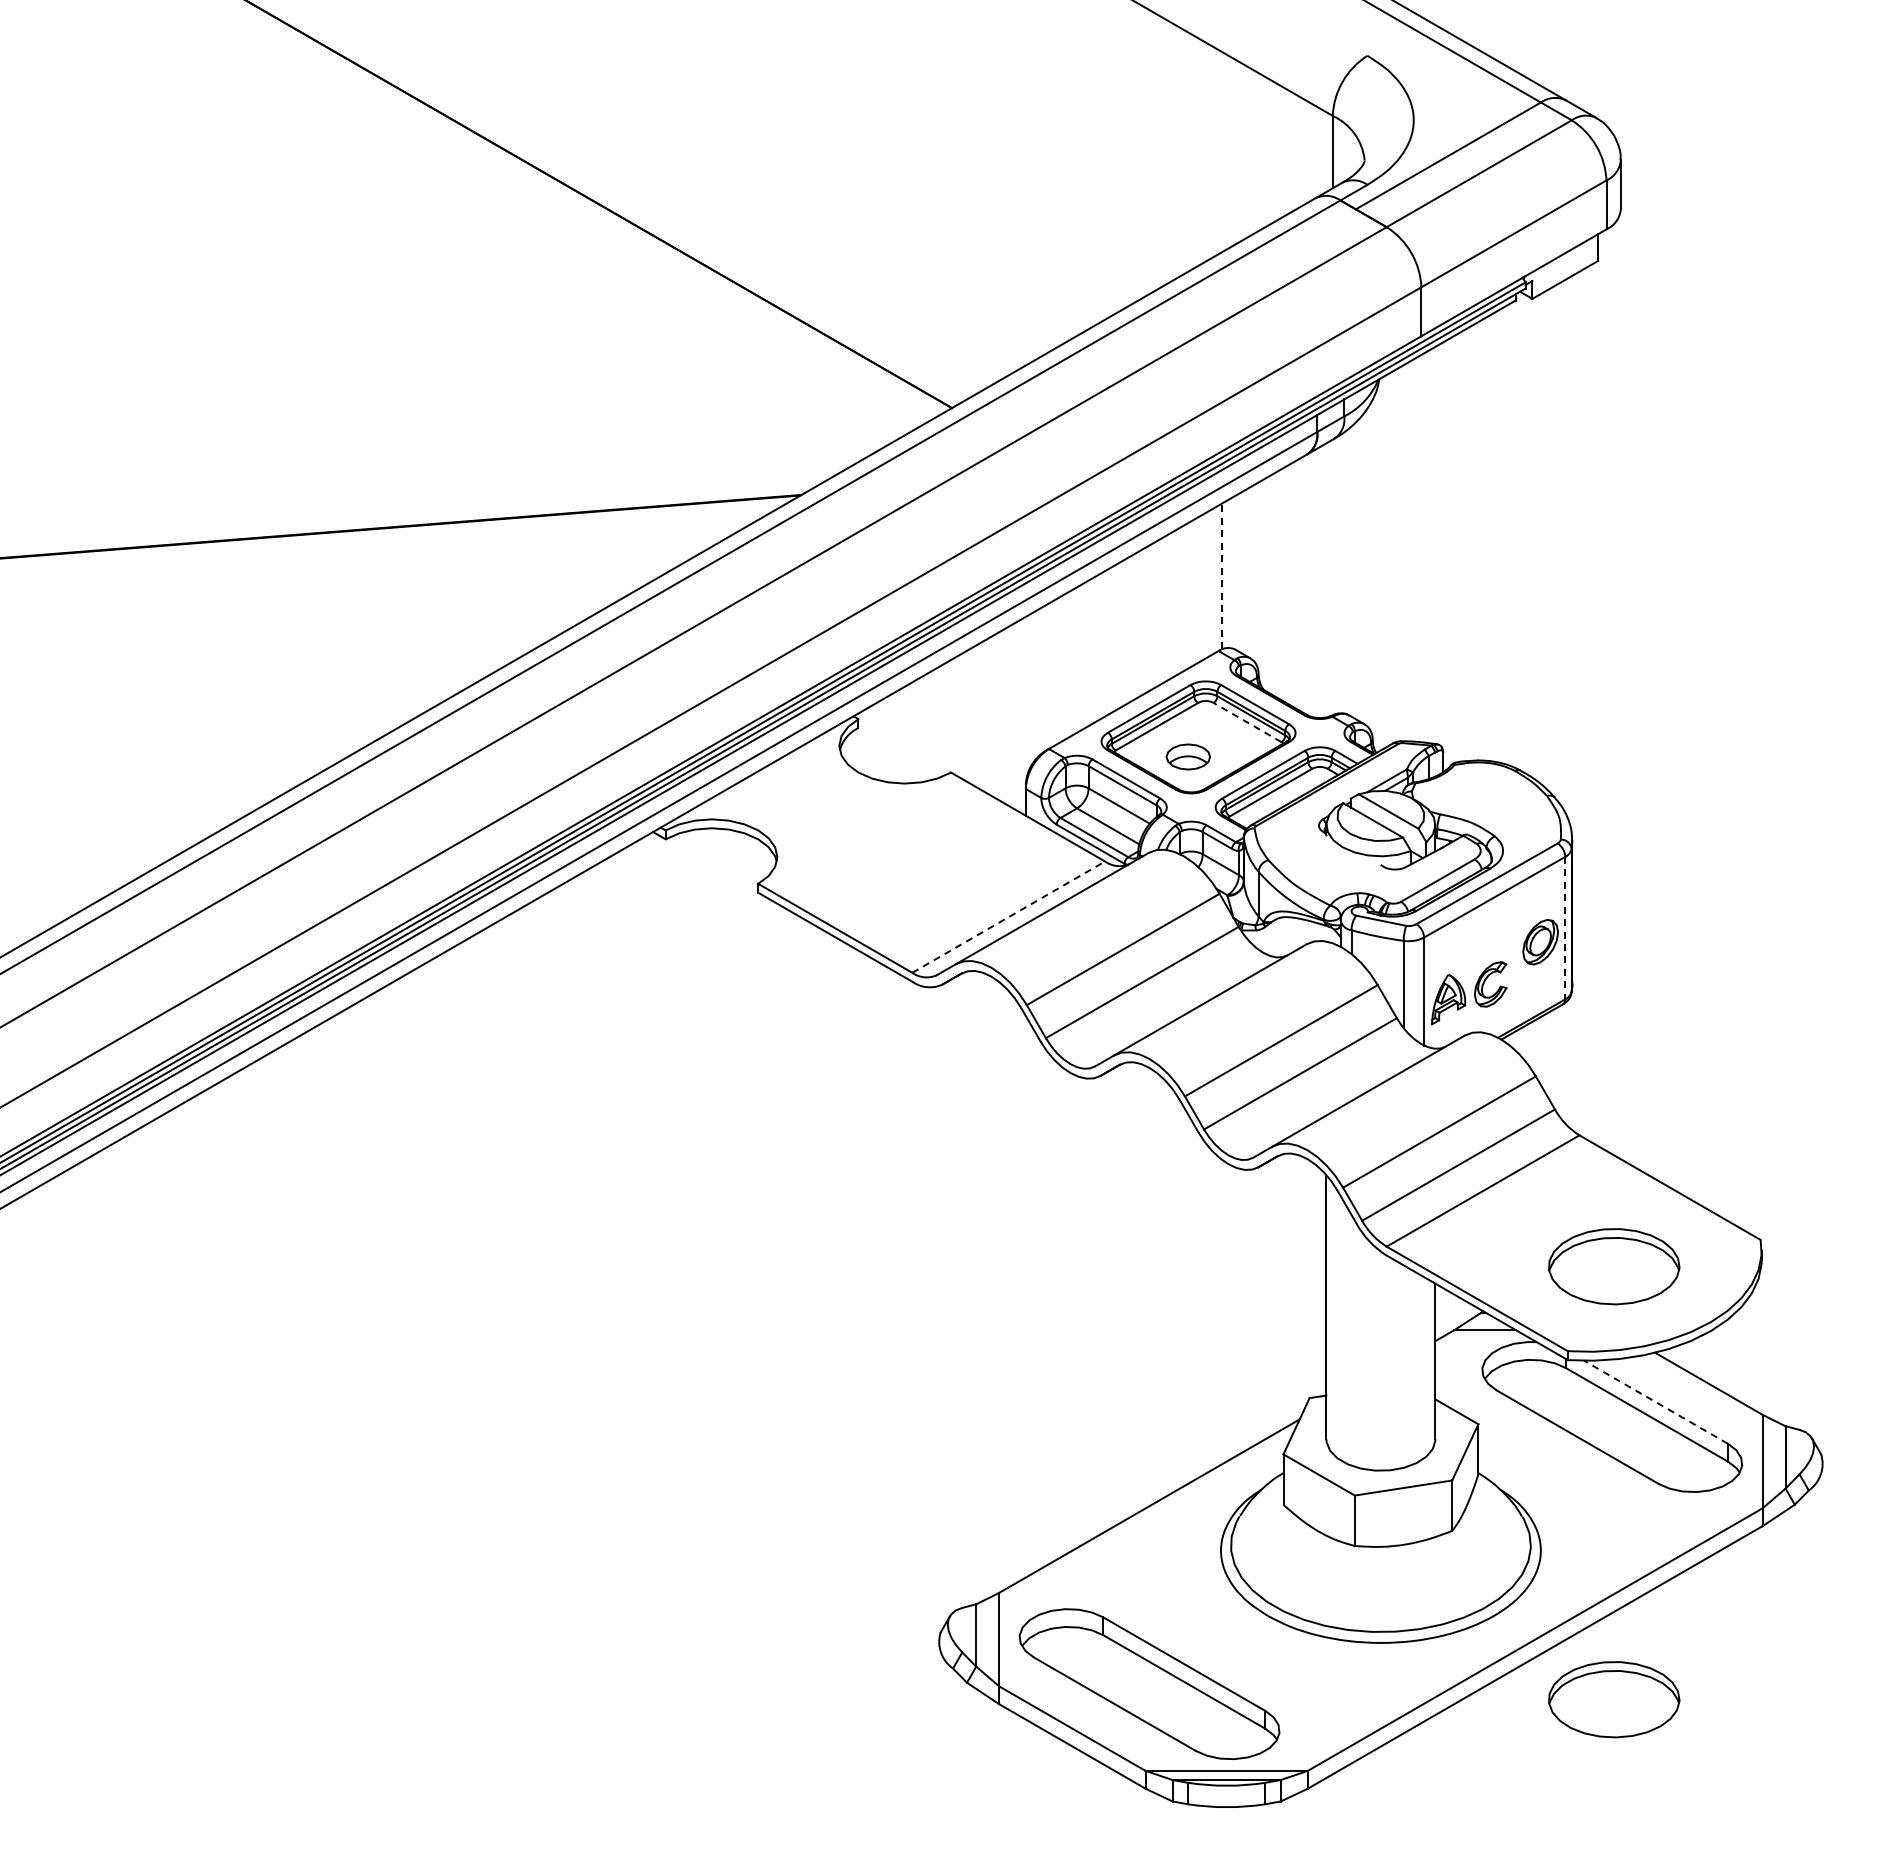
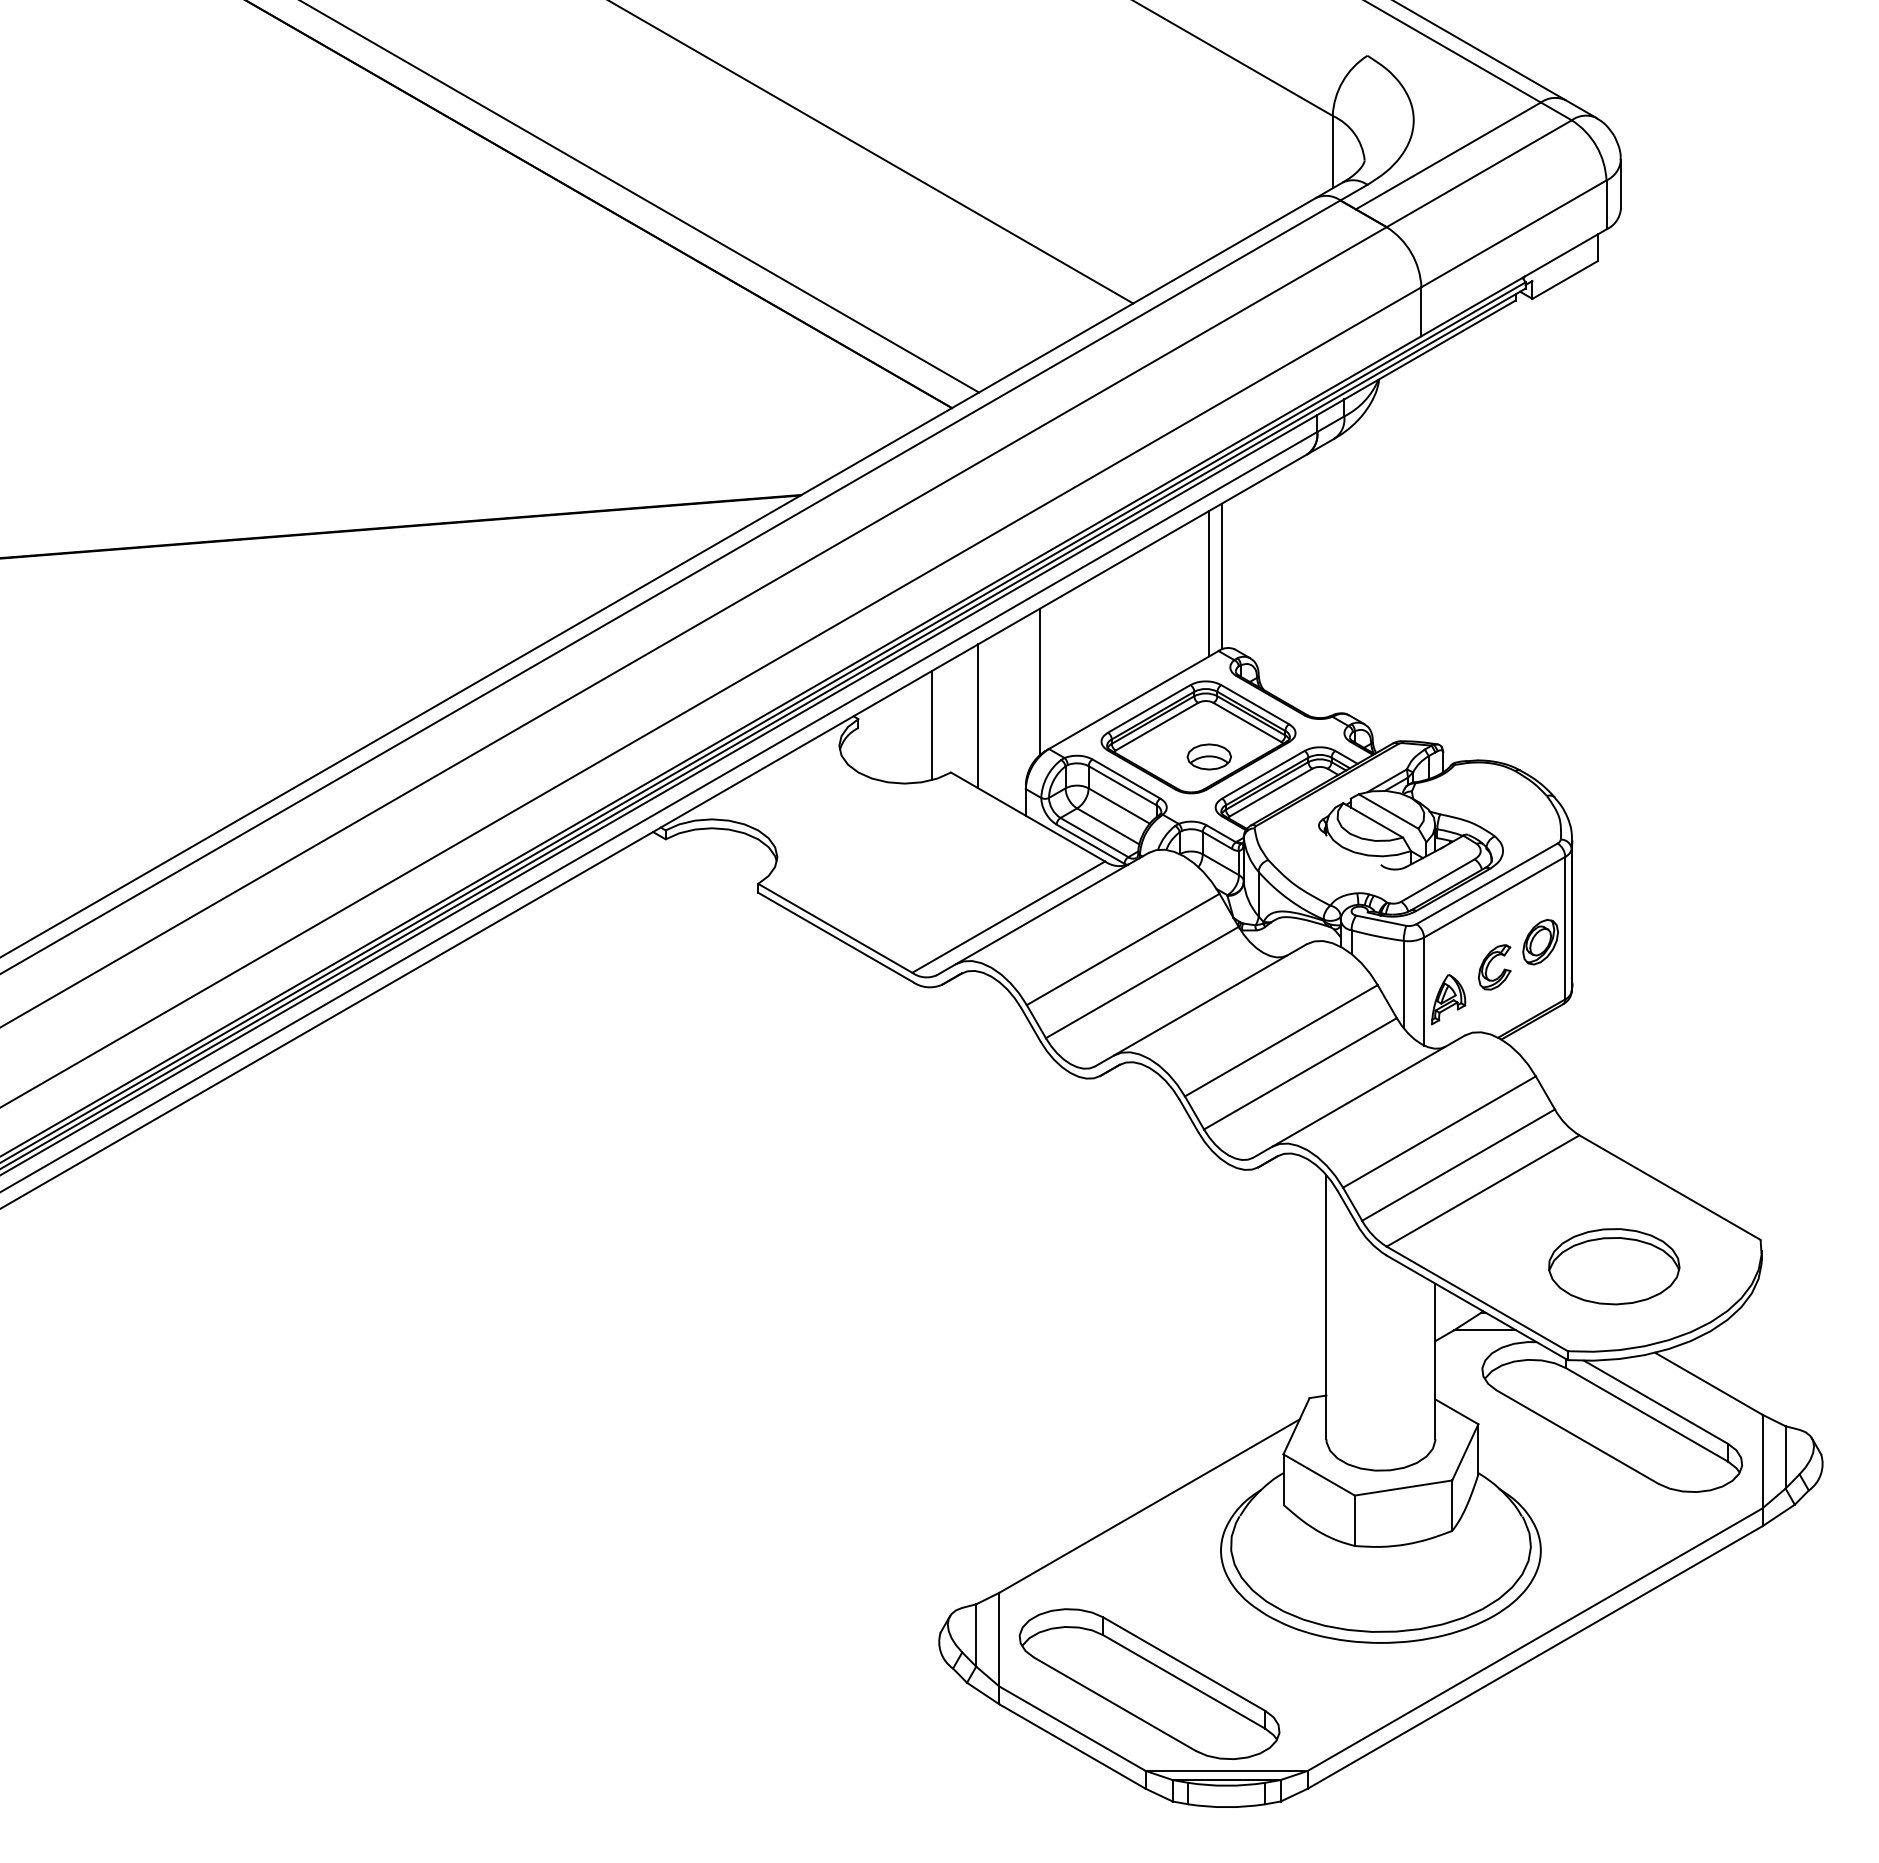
line: none -> present (872, 152)
line: none -> present (640, 197)
line: dashed -> solid (1222, 576)
line: none -> present (1209, 583)
line: none -> present (1039, 681)
line: none -> present (978, 716)
line: dashed -> solid (1247, 722)
line: none -> present (931, 725)
part position: (1187, 756) -> (1208, 756) (1208, 756)
line: dashed -> solid (1009, 916)
line: dashed -> solid (1565, 928)
part position: (1490, 984) -> (1494, 967) (1494, 967)
line: dashed -> solid (1655, 1402)
part: present -> none (1614, 1699)
